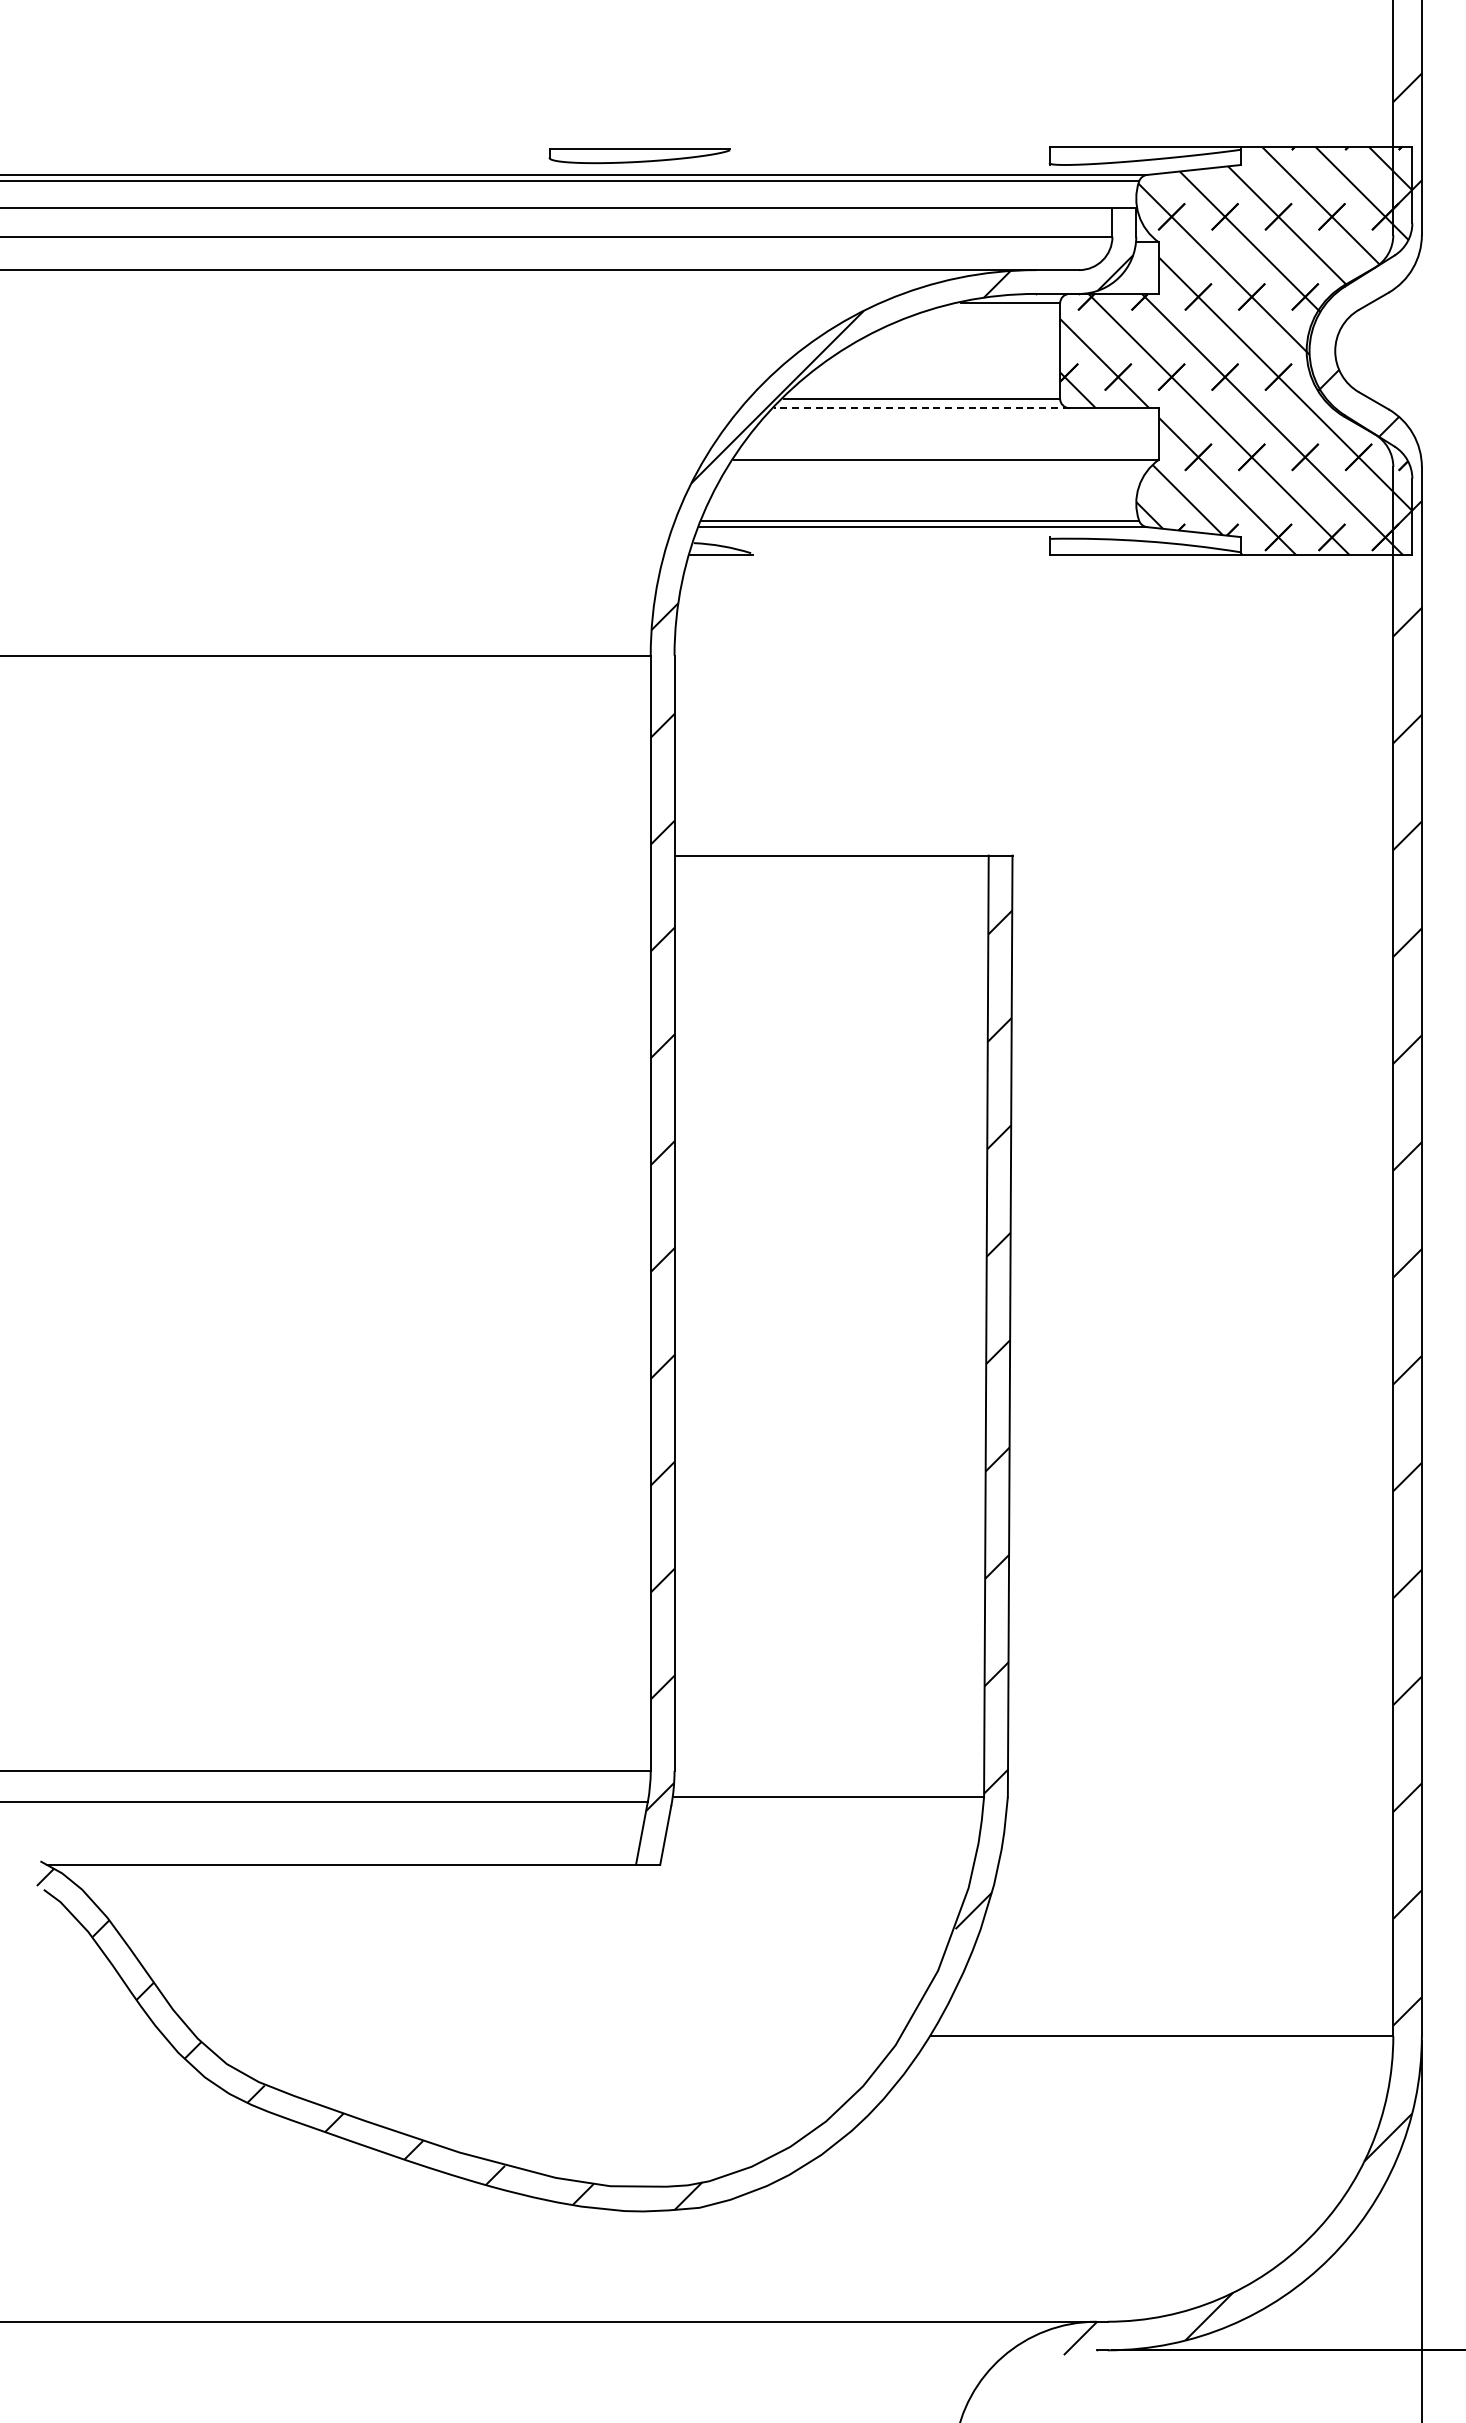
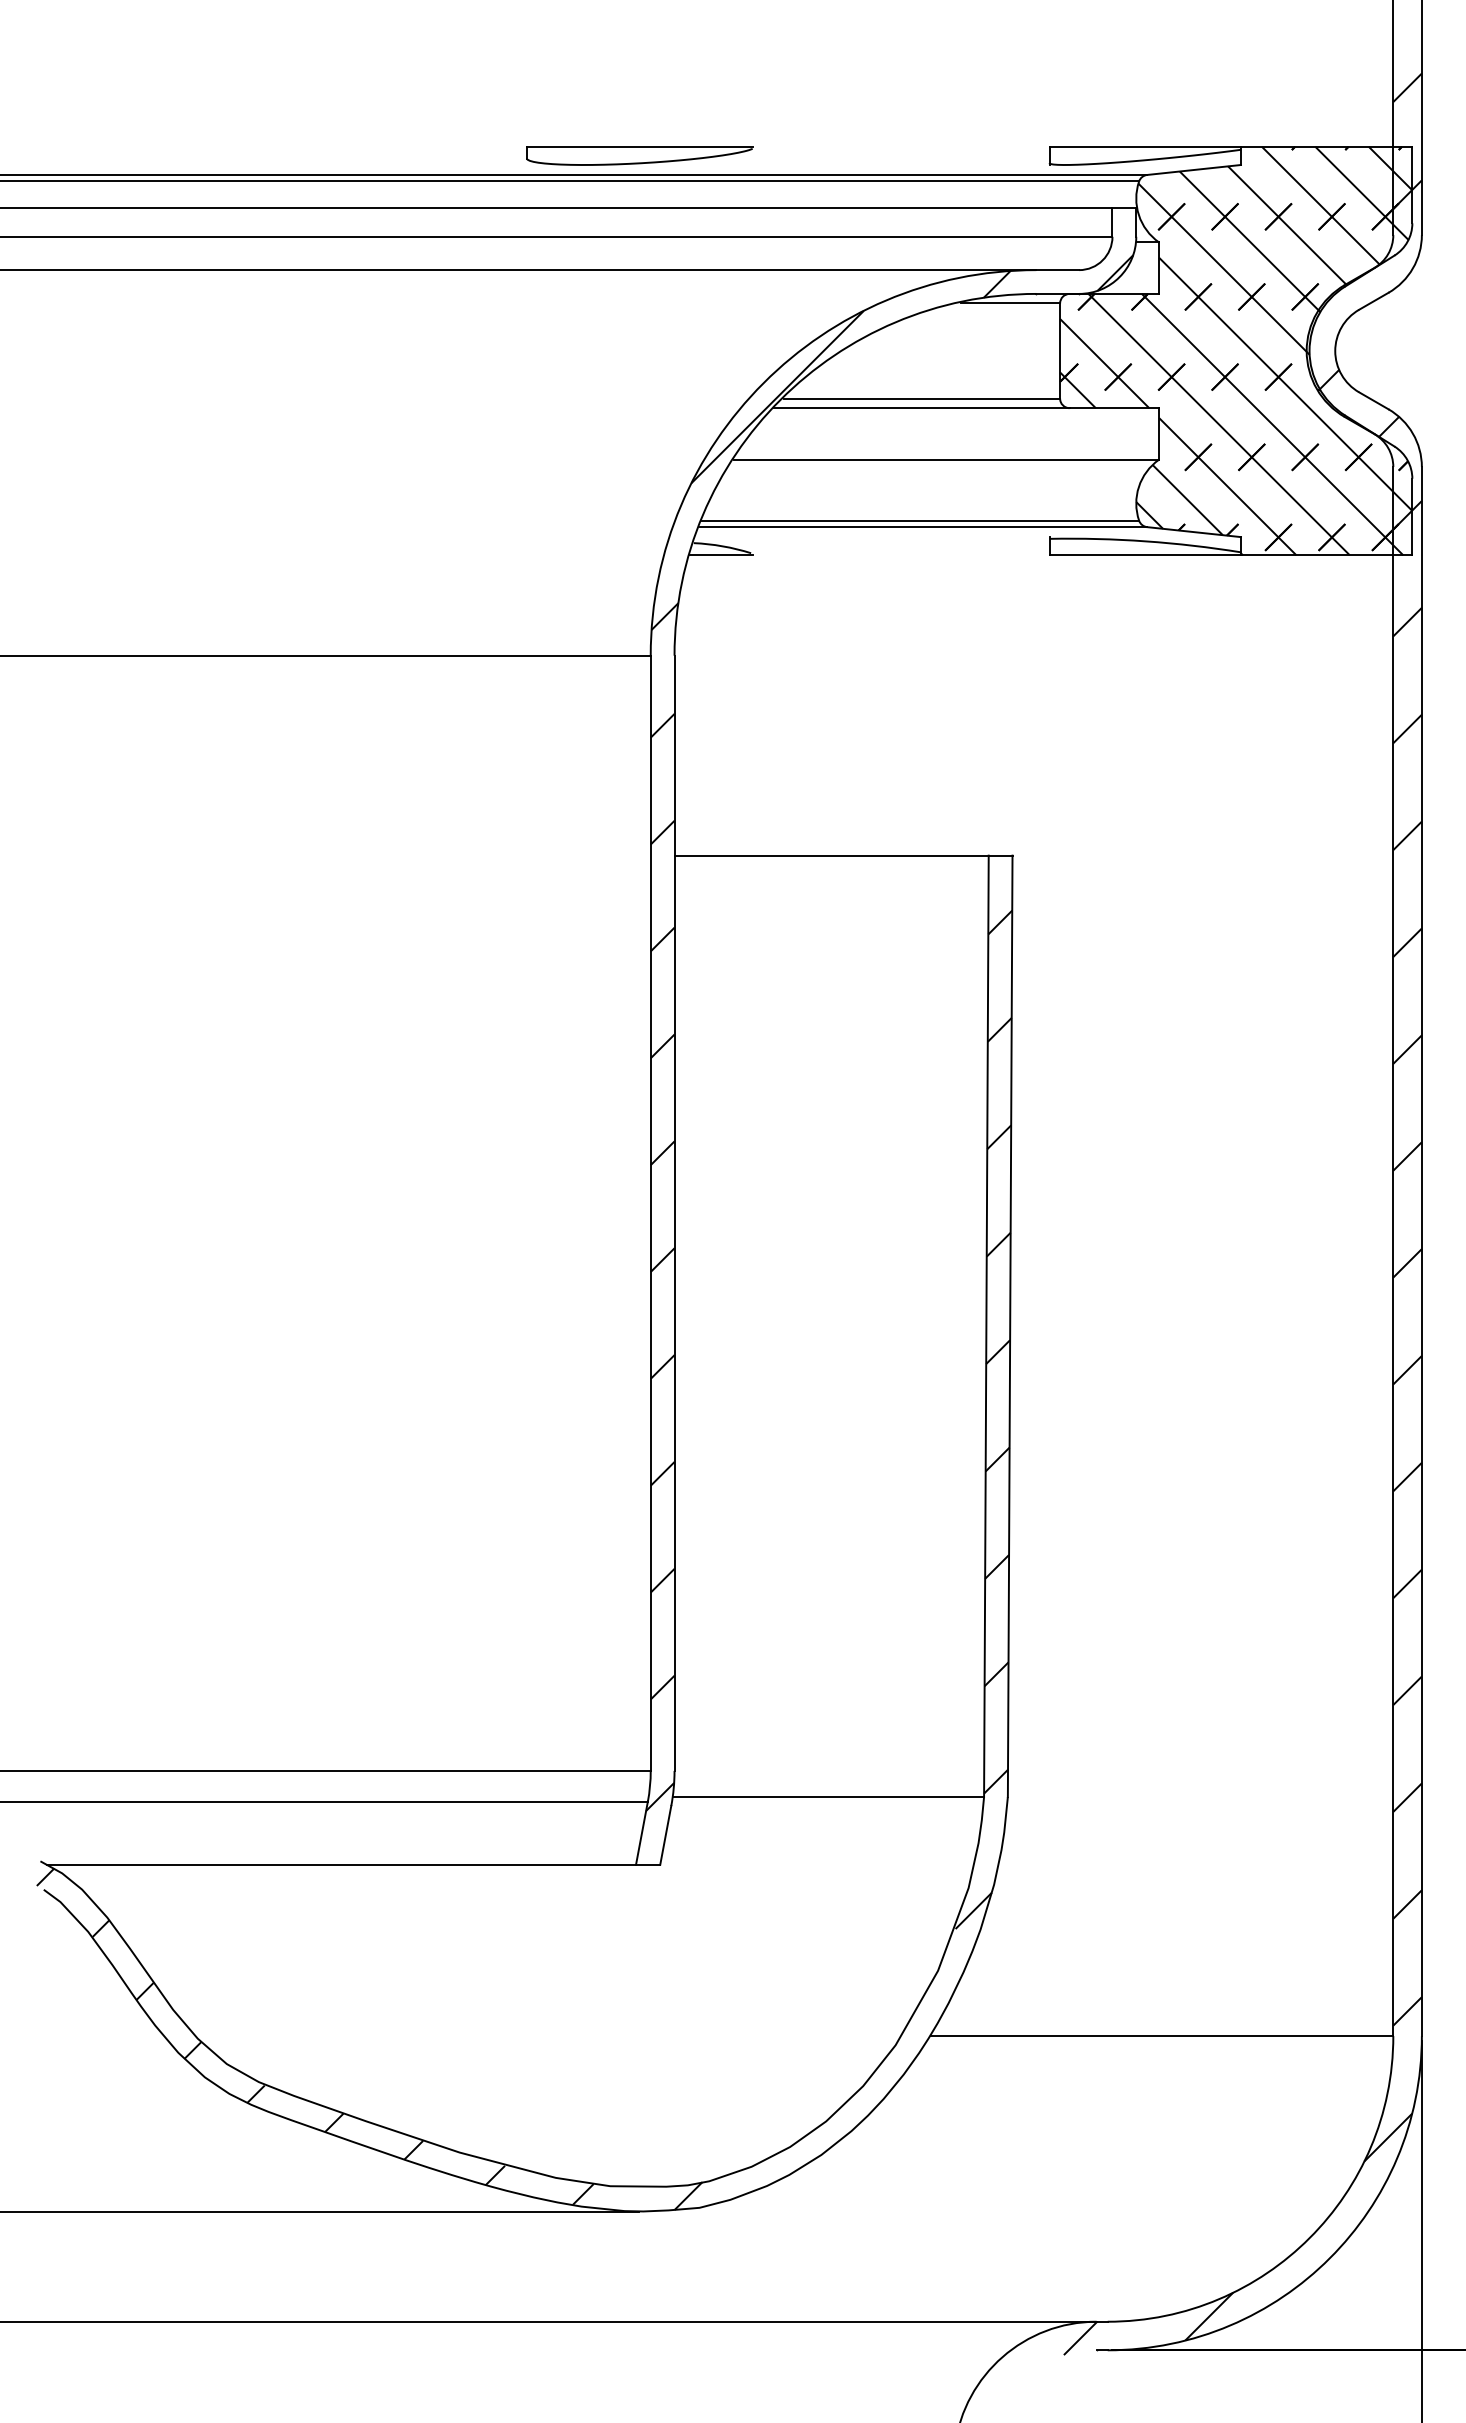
part size: 183x17 px -> 228x20 px (639, 155)
line: dashed -> solid (921, 408)
line: none -> present (320, 2211)
